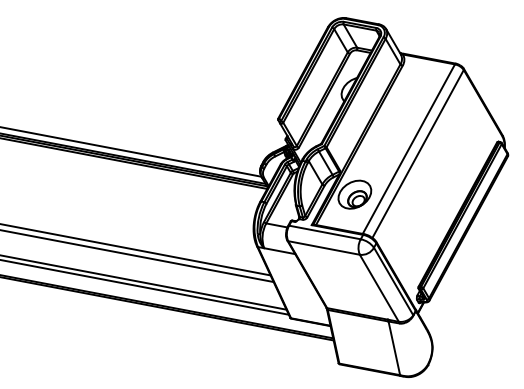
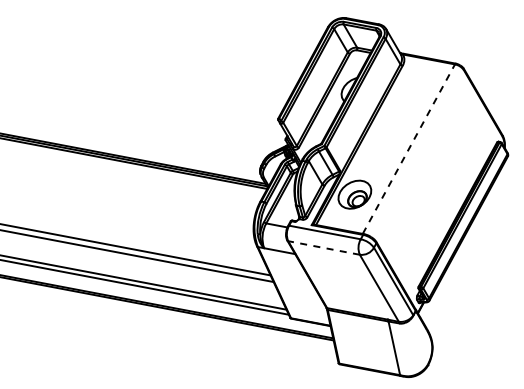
line: solid -> dashed (409, 148)
line: present -> none (131, 151)
line: present -> none (417, 153)
line: solid -> dashed (323, 247)
